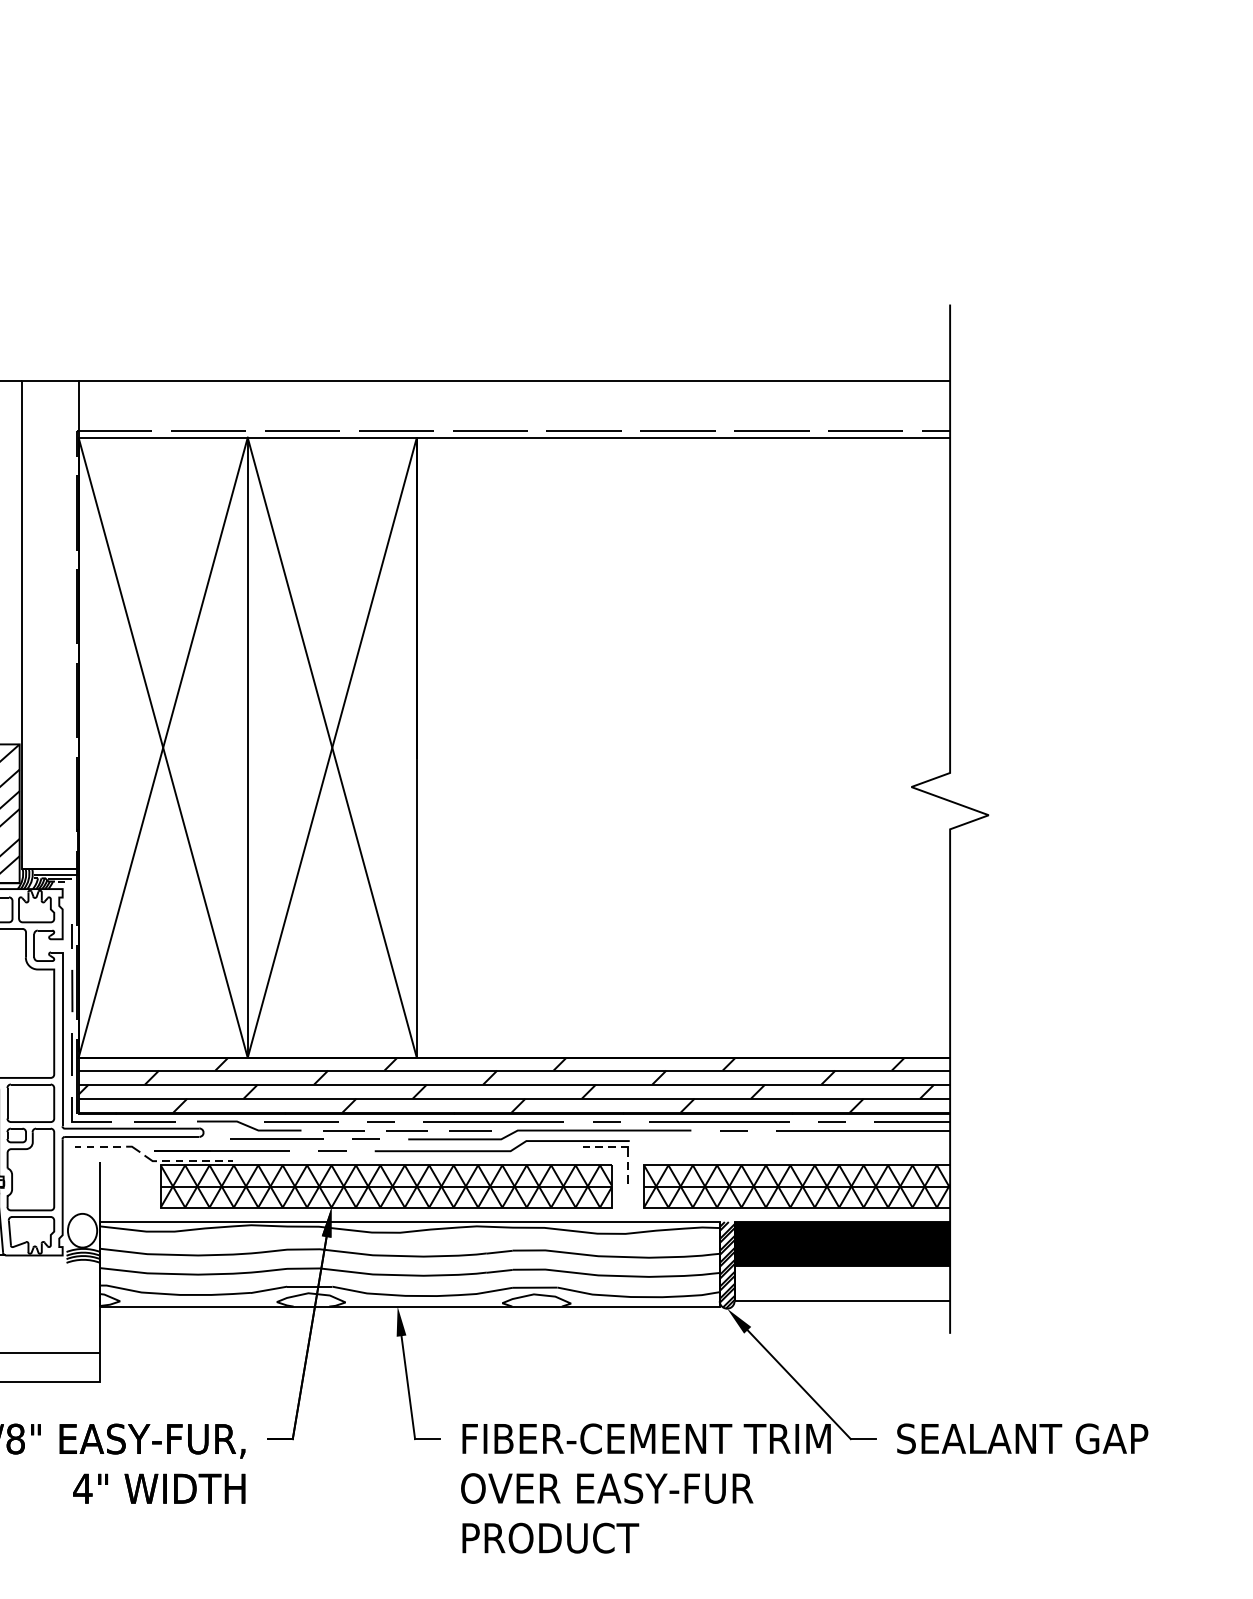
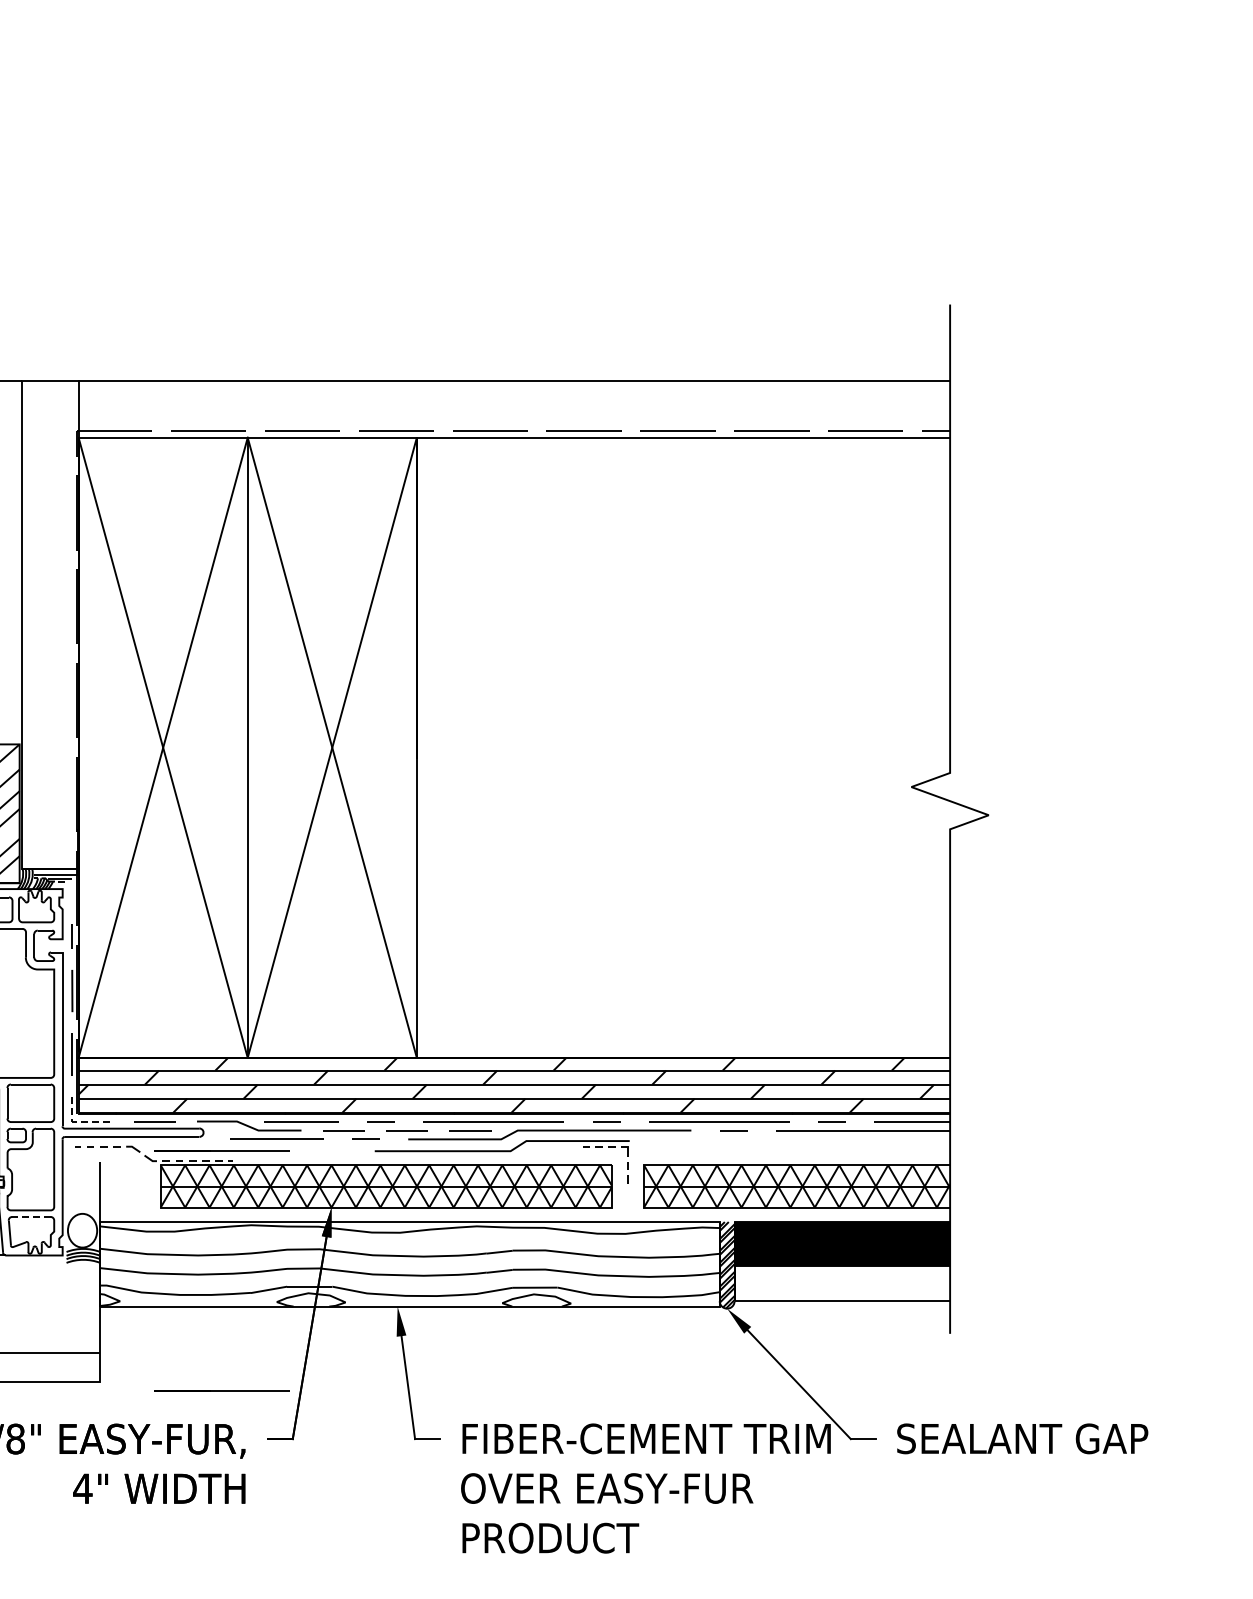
line: solid -> dashed (80, 1121)
line: present -> none (332, 1150)
line: solid -> dashed (31, 1217)
line: none -> present (221, 1390)
